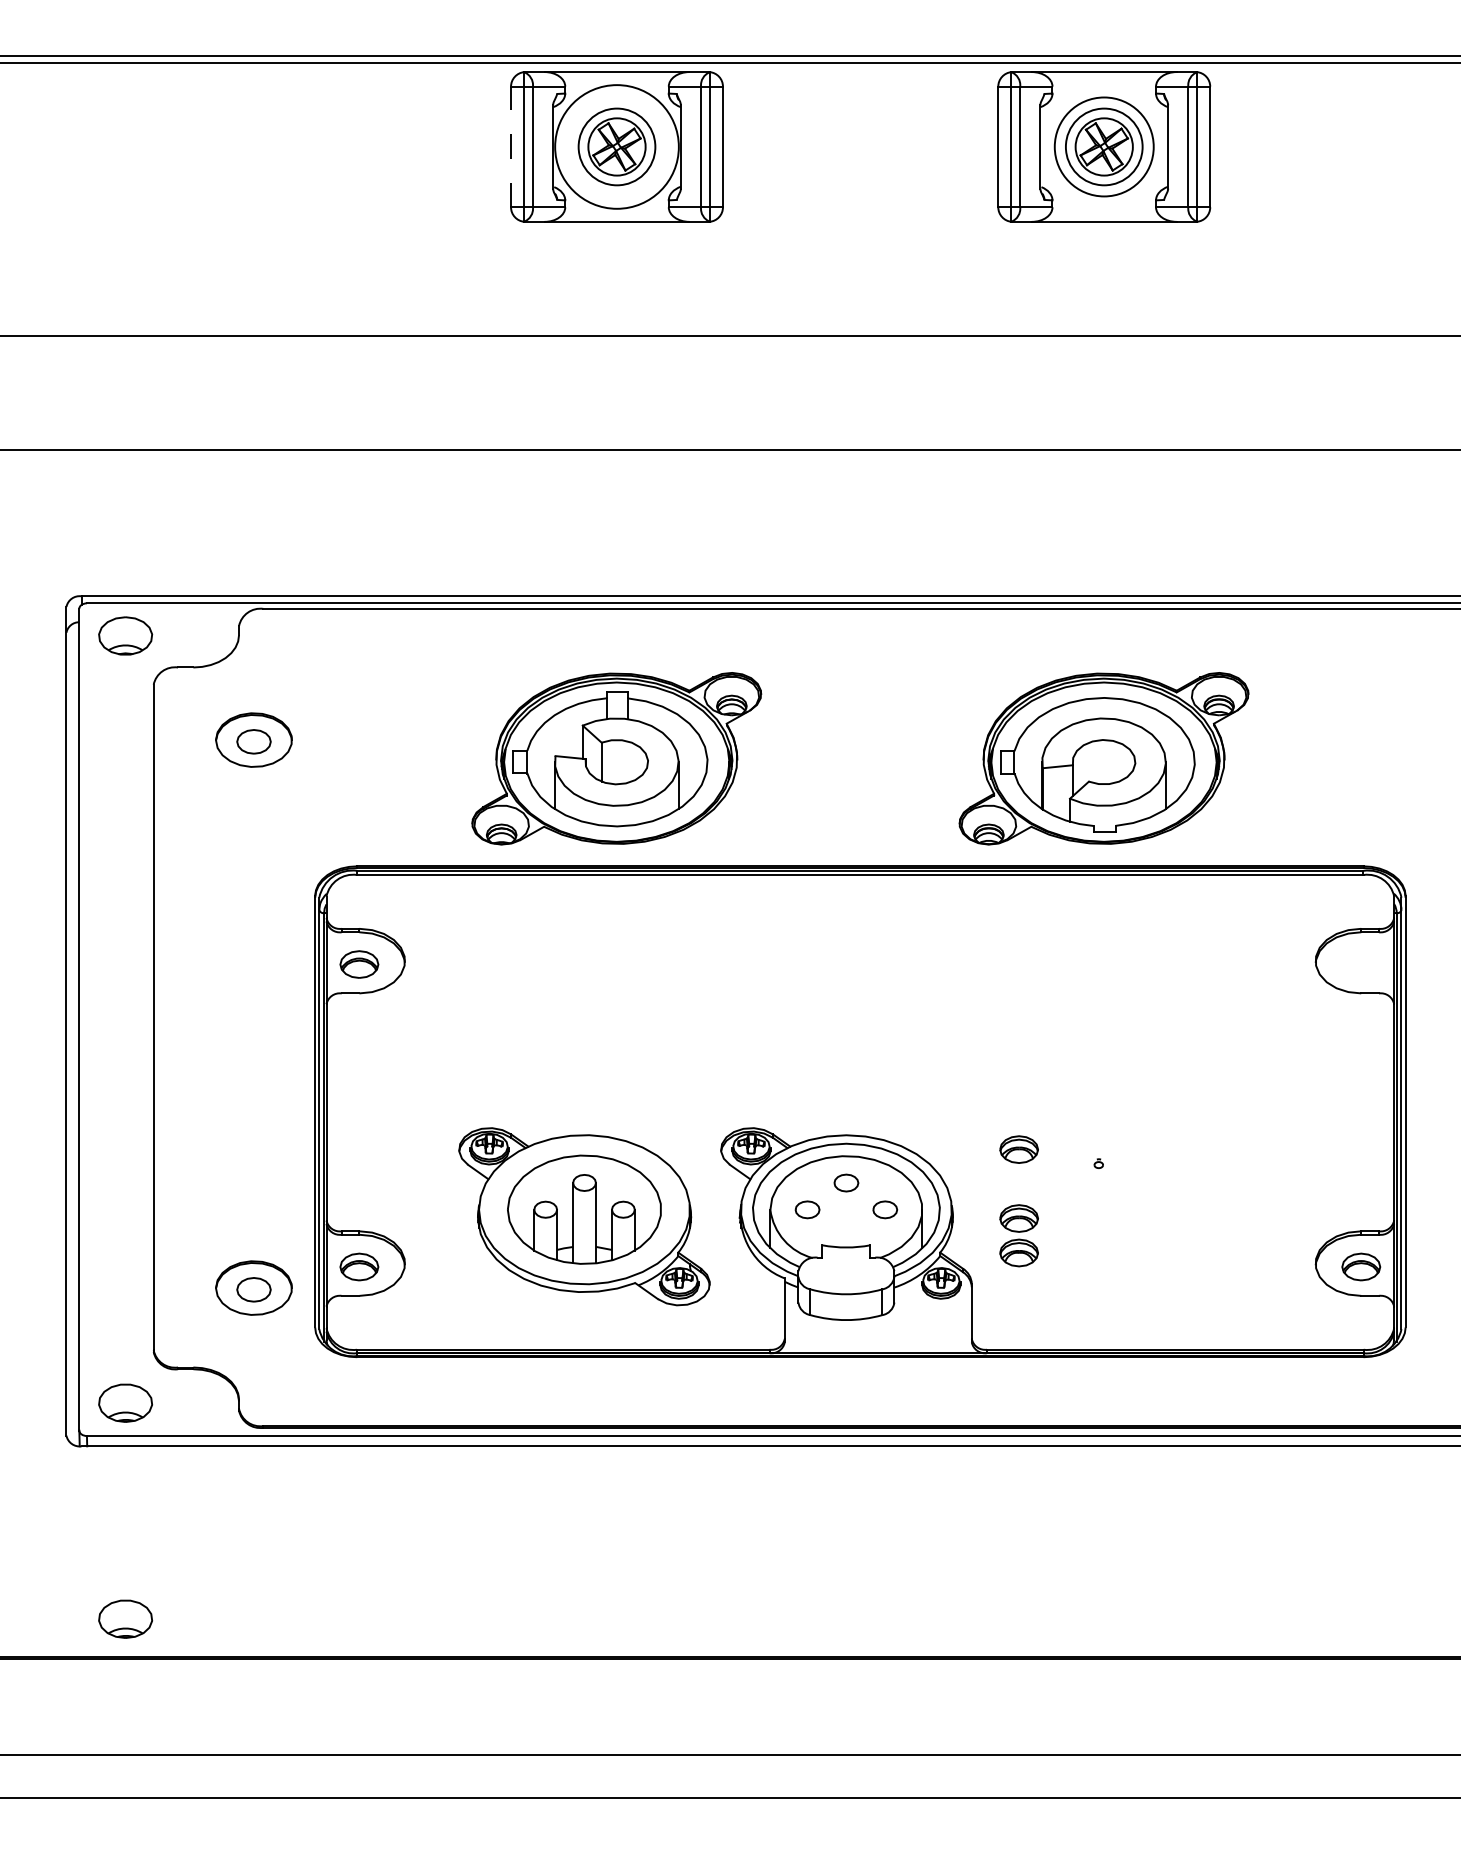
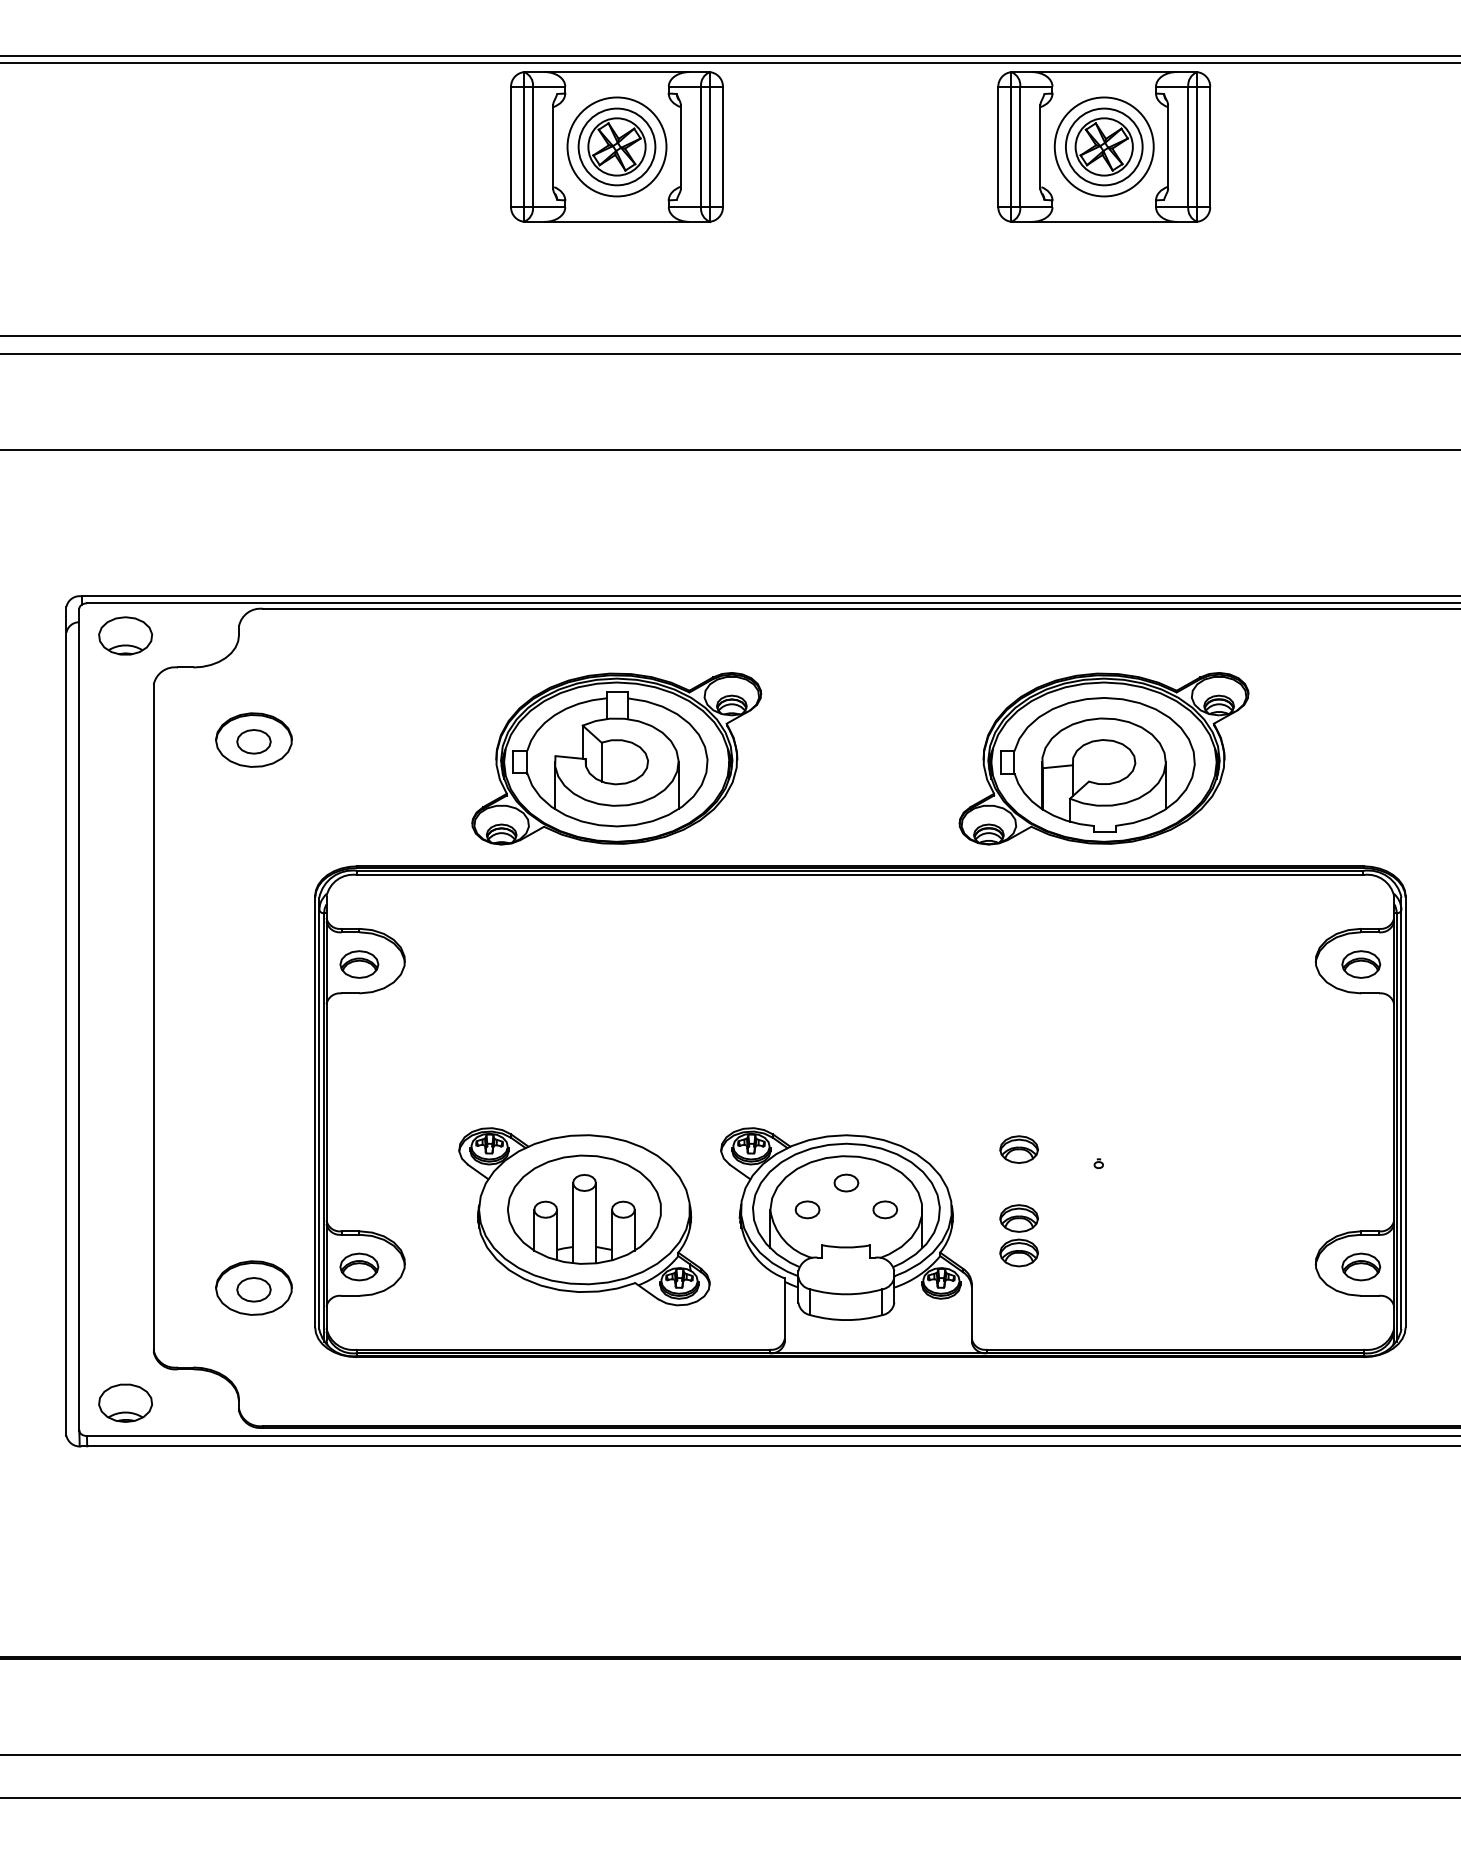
line: dashed -> solid (511, 146)
circle diameter: 124 px -> 99 px (616, 146)
line: none -> present (729, 353)
part: none -> present (1361, 964)
part: present -> none (125, 1618)
